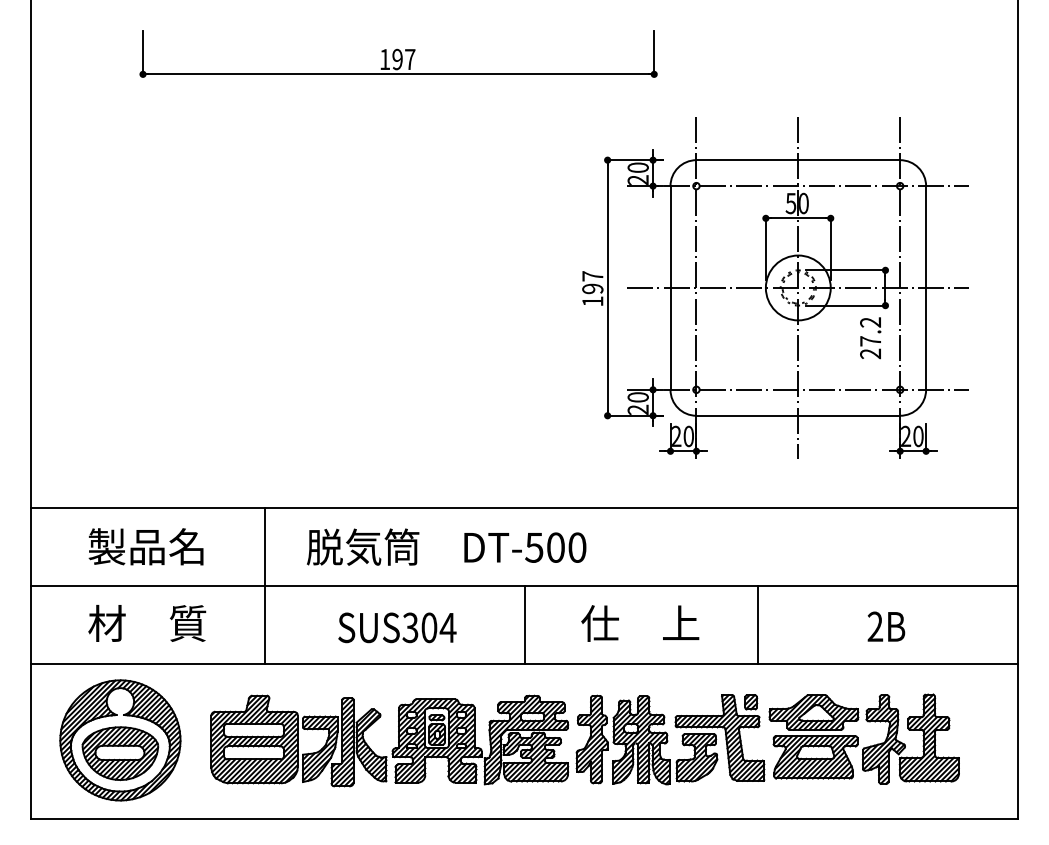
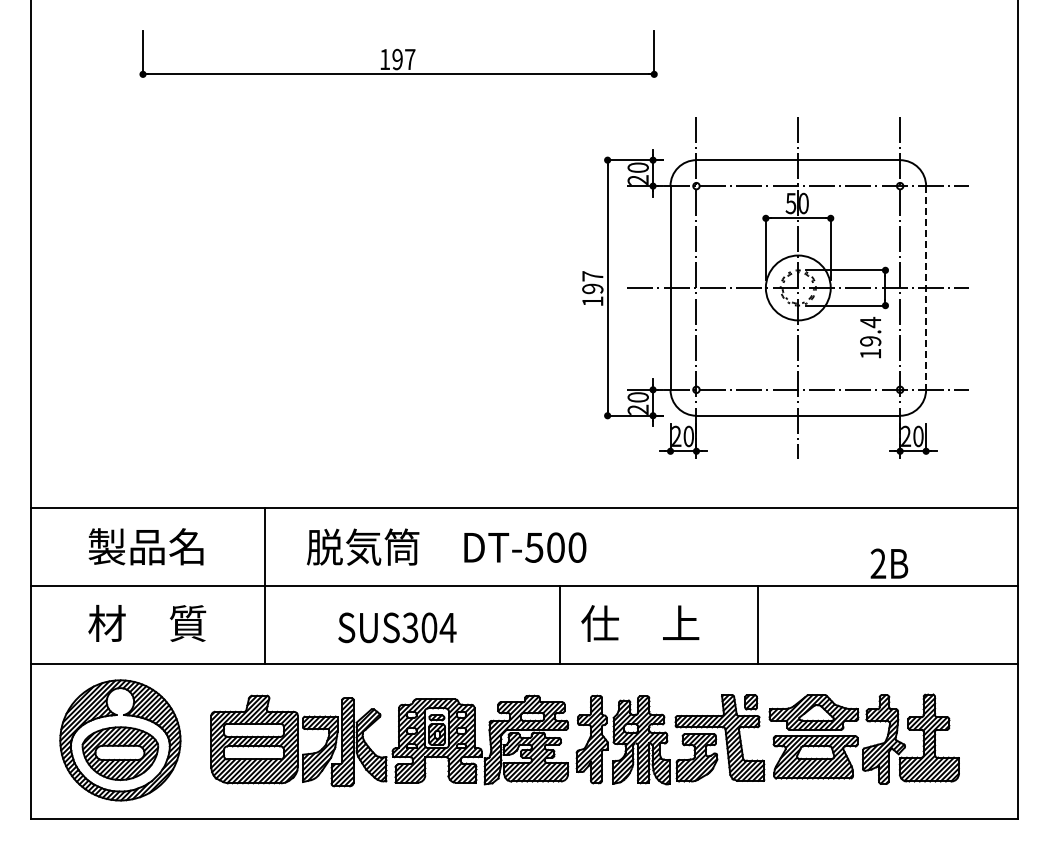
line: solid -> dashed (926, 287)
text: 27.2 -> 19.4 (870, 337)
line position: (524, 624) -> (559, 624) (559, 624)
text position: (886, 626) -> (889, 563) (889, 563)
